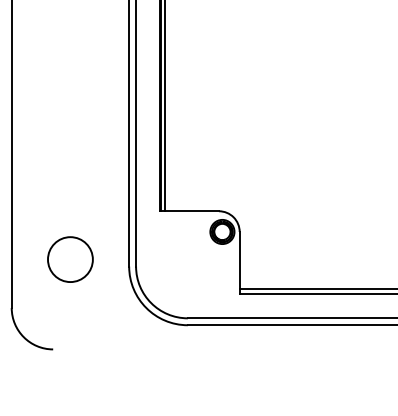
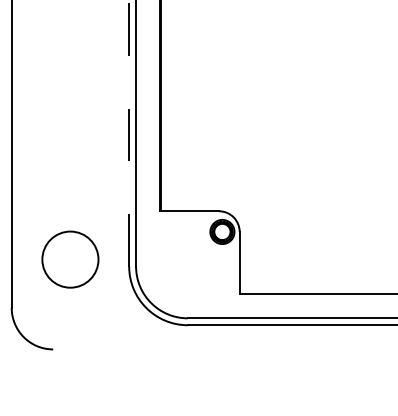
line: present -> none (164, 106)
line: solid -> dashed (129, 133)
circle size: 47x47 px -> 59x59 px (70, 259)
line: present -> none (316, 288)
